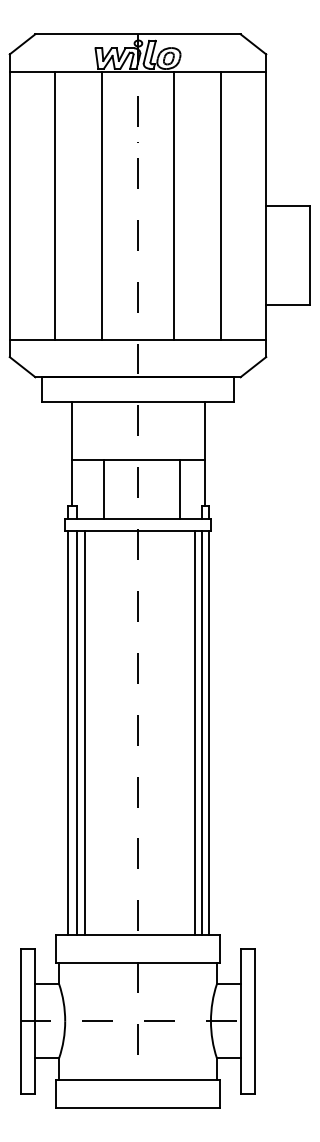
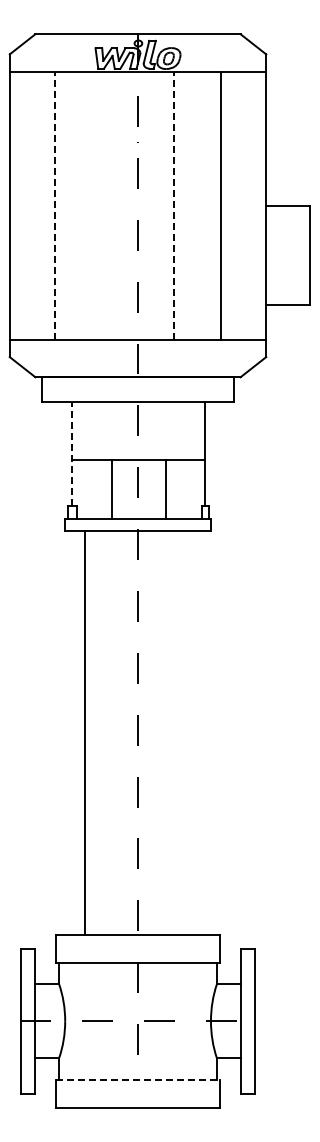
line: solid -> dashed (55, 205)
line: present -> none (101, 205)
line: solid -> dashed (174, 205)
line: solid -> dashed (72, 453)
line position: (103, 489) -> (111, 489) (111, 489)
line position: (179, 489) -> (165, 489) (165, 489)
line: present -> none (67, 732)
line: present -> none (76, 732)
line: present -> none (194, 732)
line: present -> none (201, 732)
line: present -> none (208, 732)
line: solid -> dashed (138, 1079)
